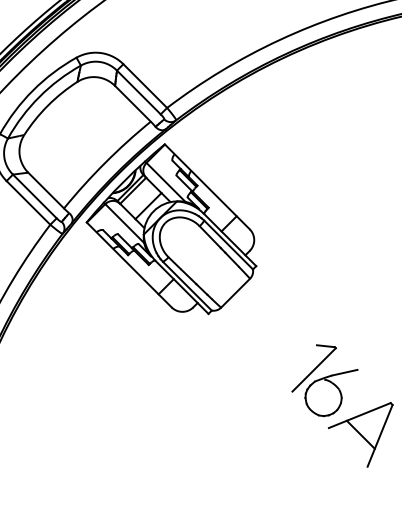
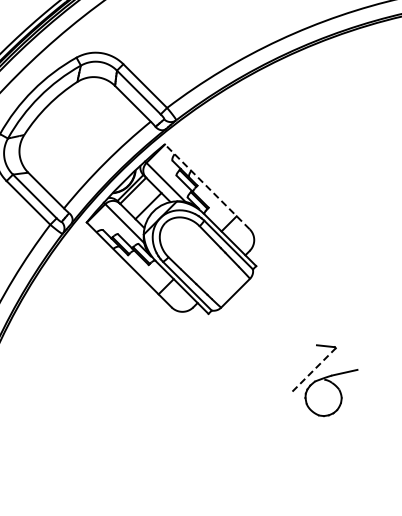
line: solid -> dashed (206, 186)
line: solid -> dashed (314, 369)
part: present -> none (360, 434)
